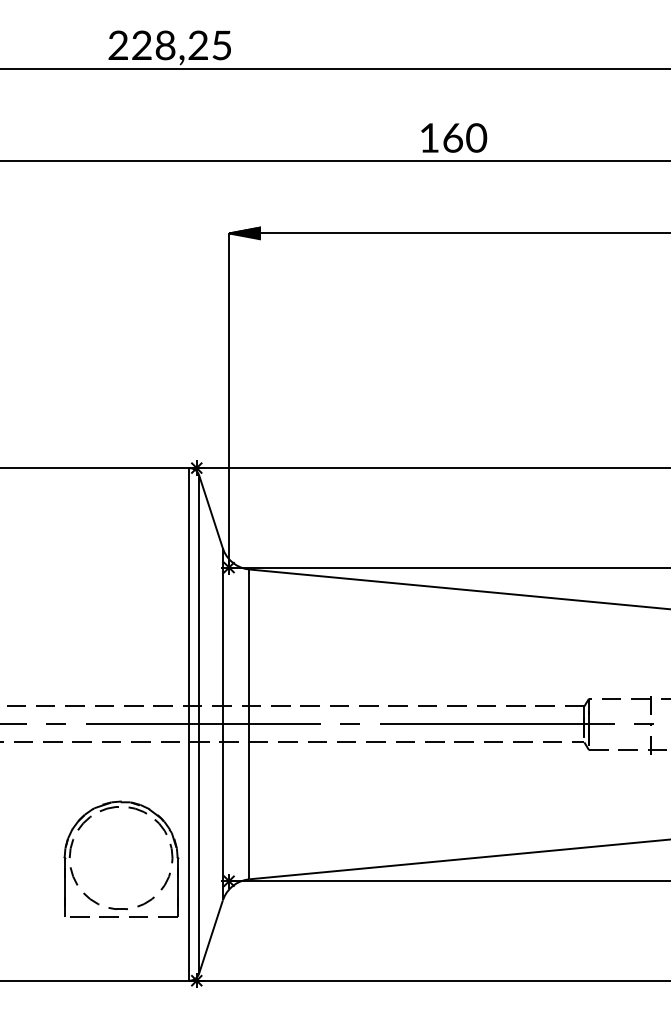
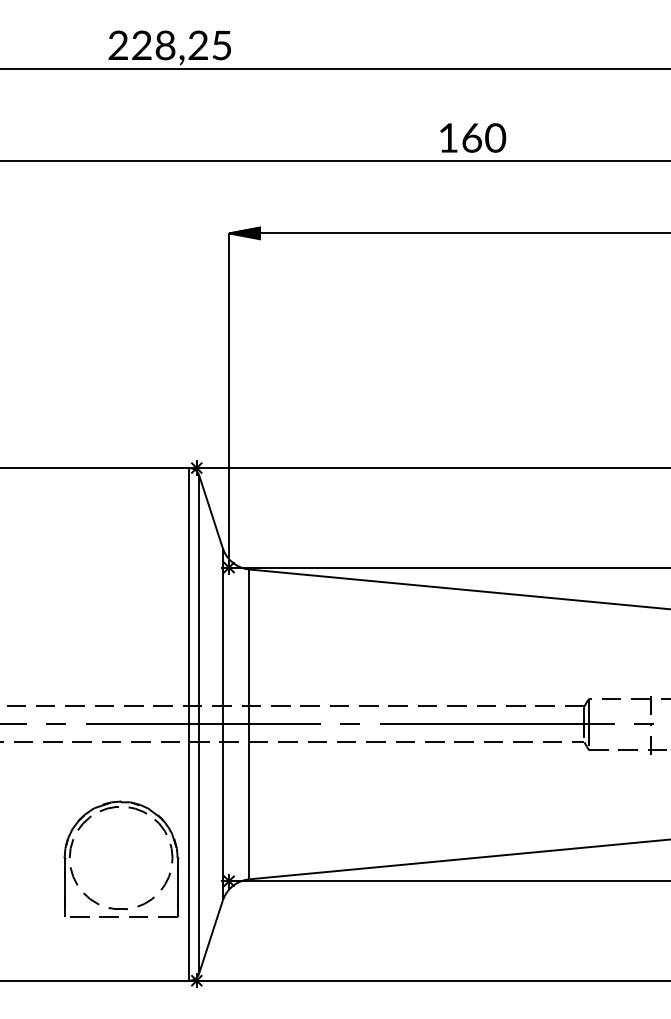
text position: (454, 137) -> (473, 137) (473, 137)
